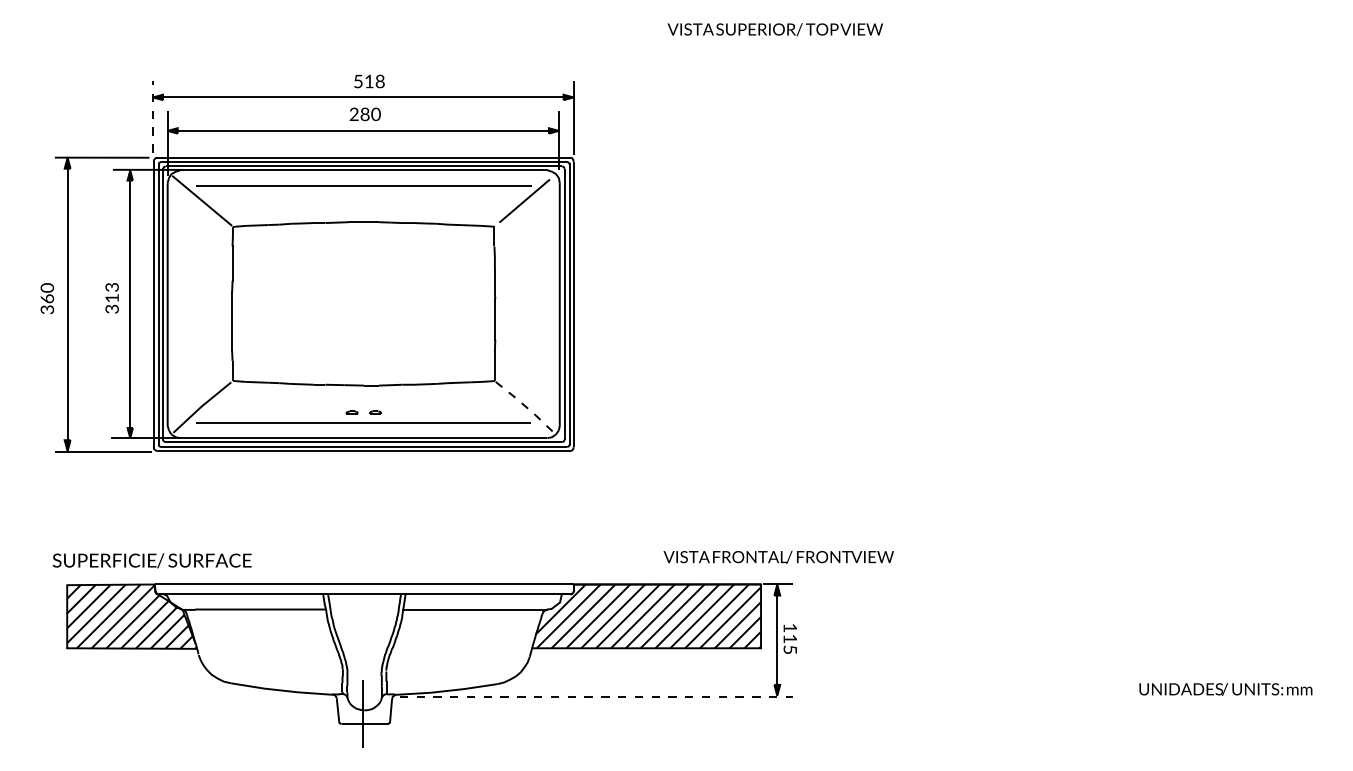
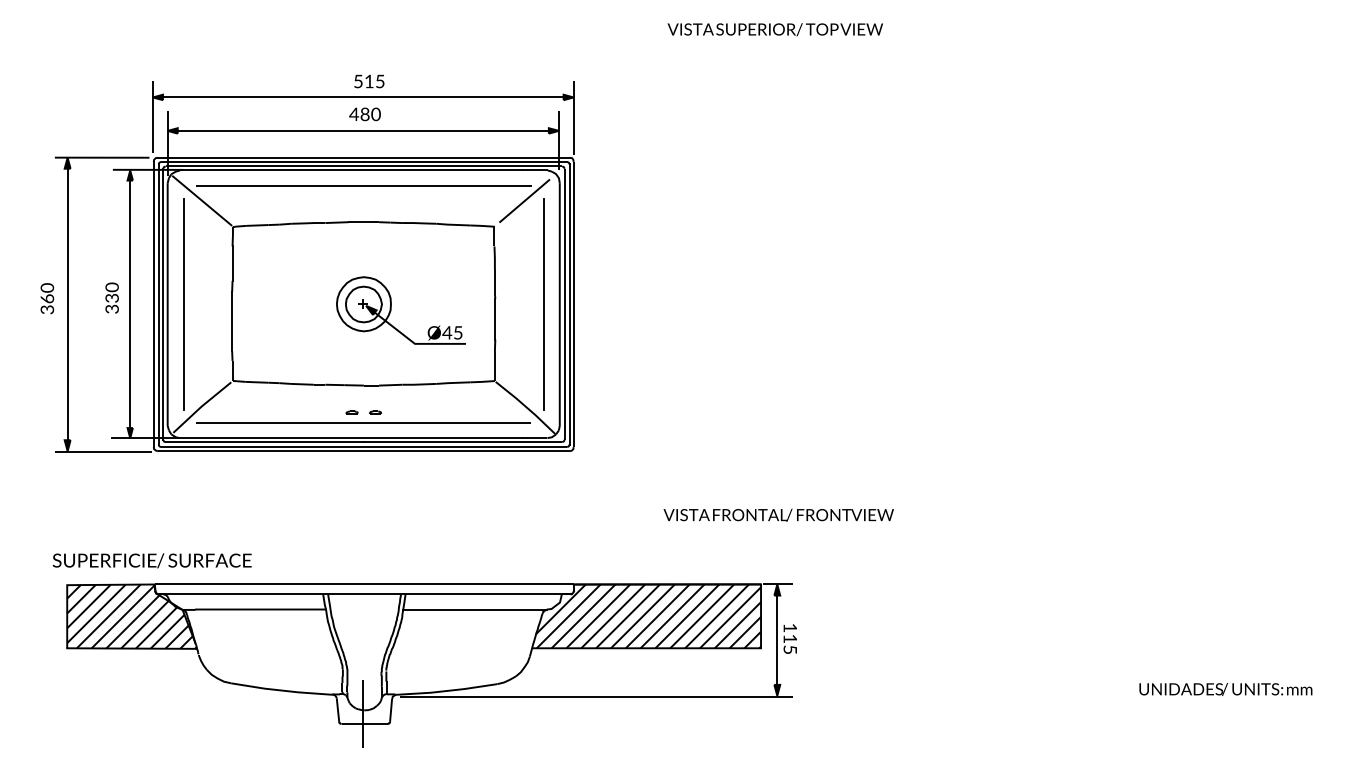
text: 518 -> 515 (379, 81)
text: 280 -> 480 (354, 113)
line: dashed -> solid (152, 116)
text: 313 -> 330 (111, 292)
line: none -> present (183, 304)
line: none -> present (544, 304)
part: none -> present (391, 310)
line: dashed -> solid (526, 407)
text position: (778, 556) -> (778, 514) (778, 514)
line: dashed -> solid (596, 696)
